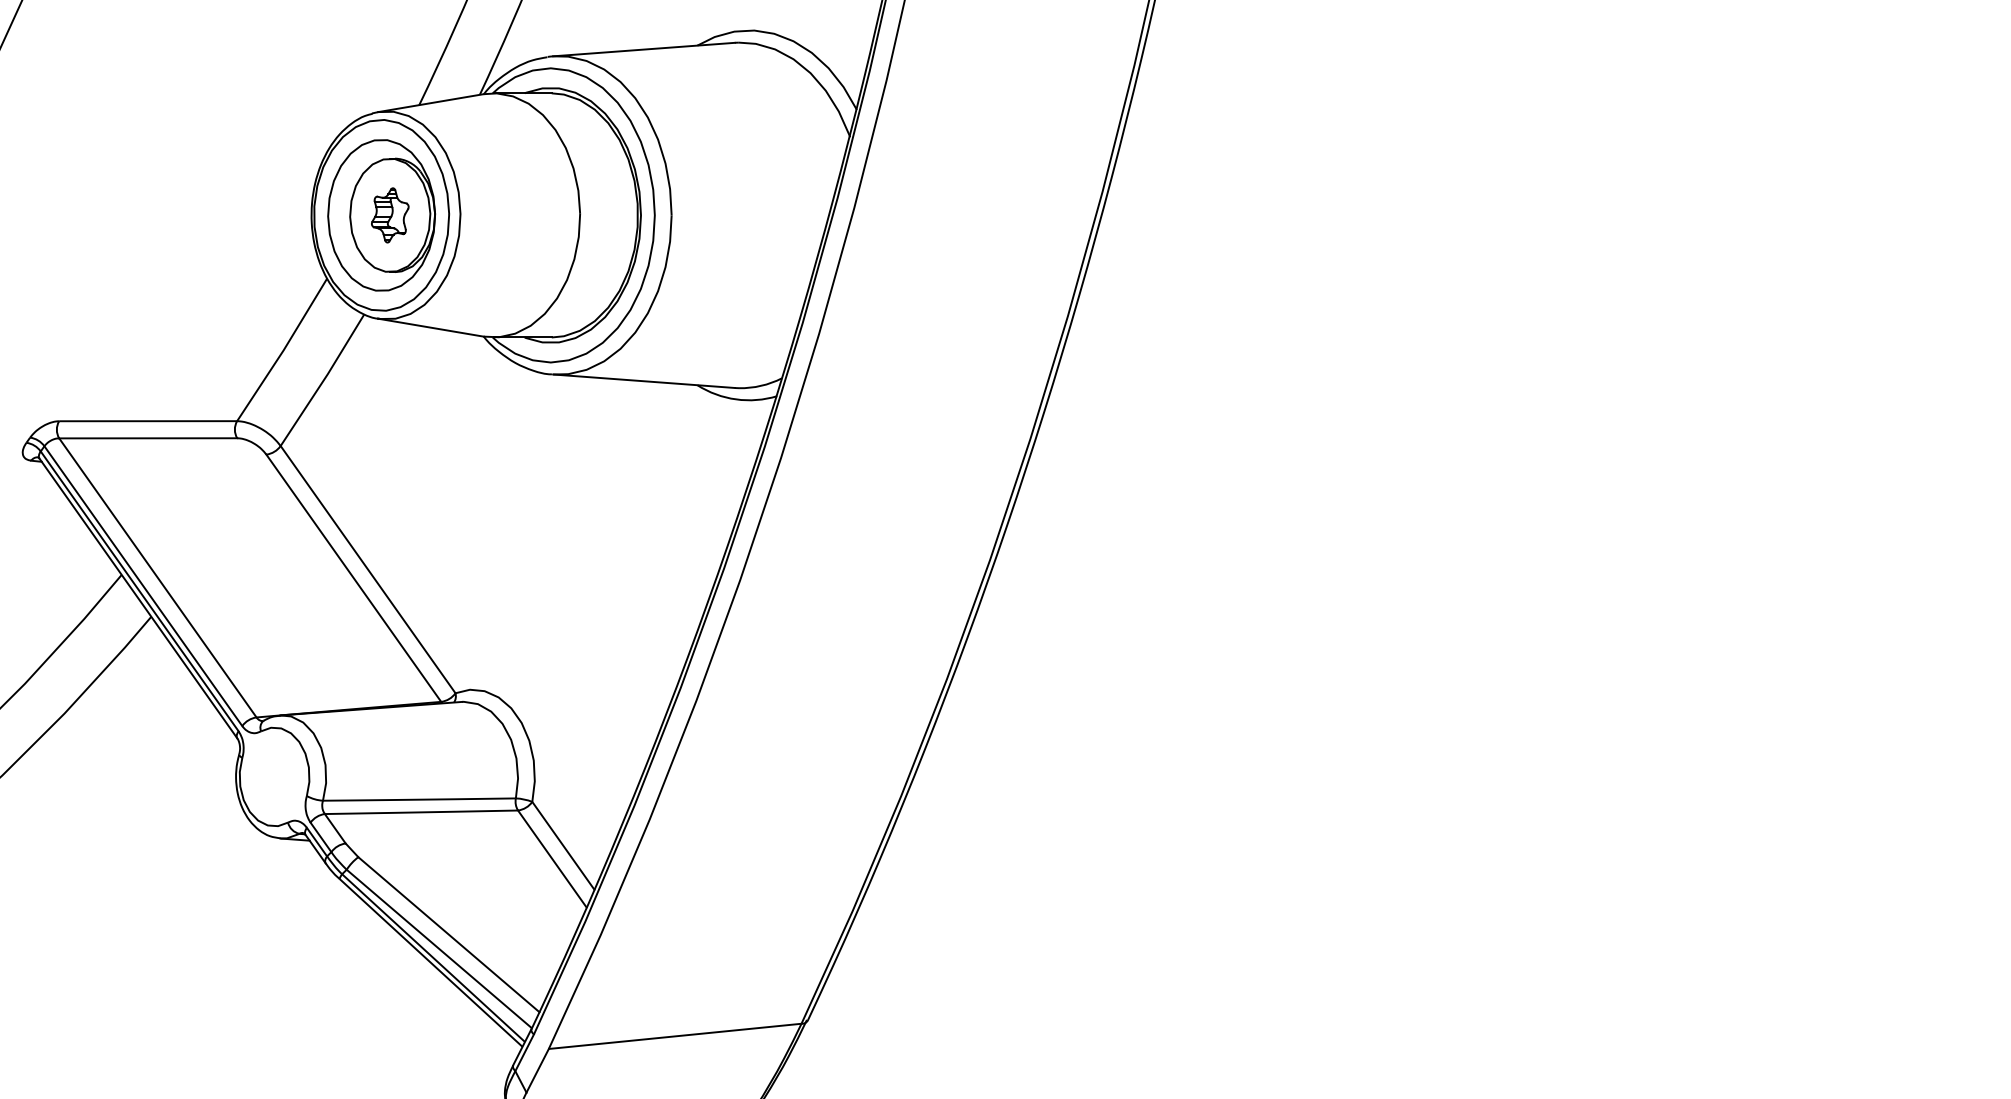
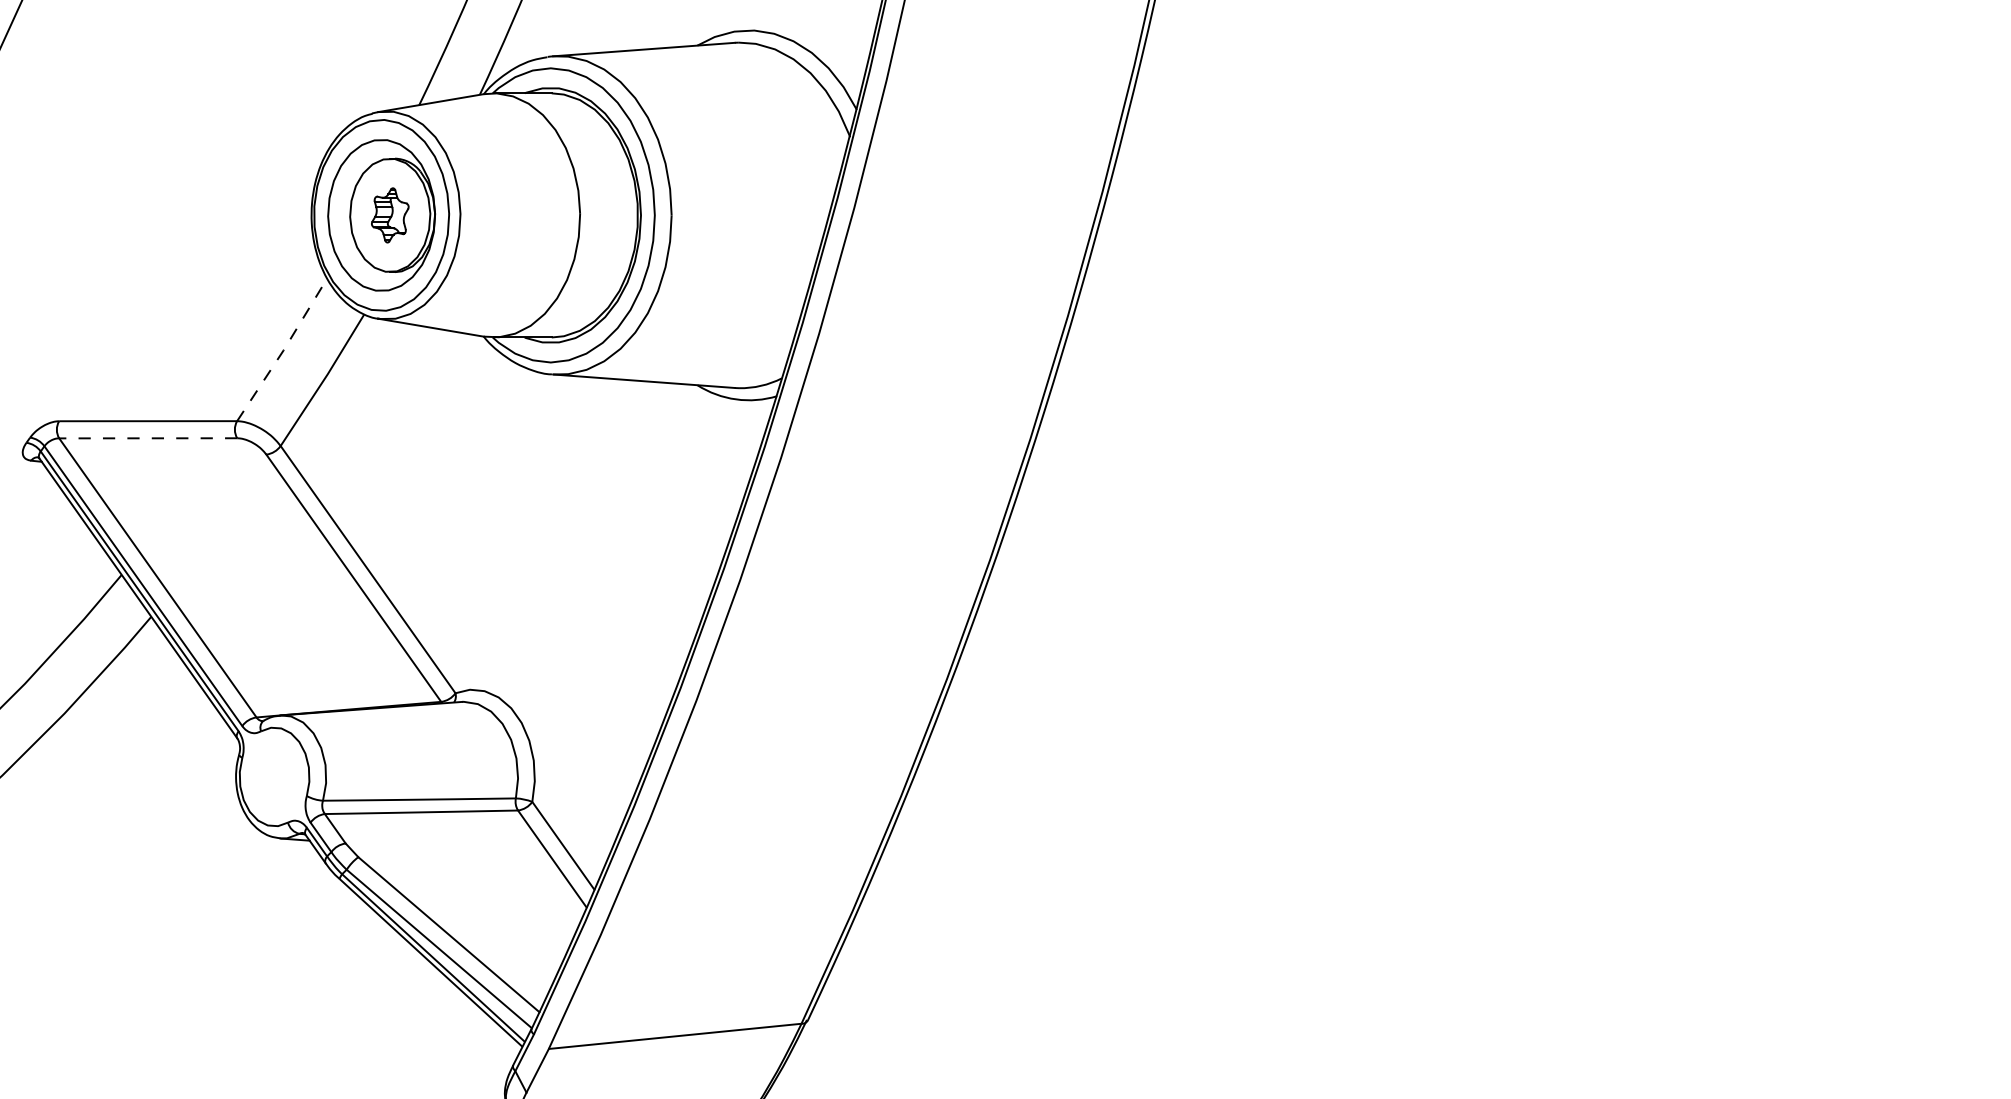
line: solid -> dashed (283, 350)
line: solid -> dashed (147, 438)
